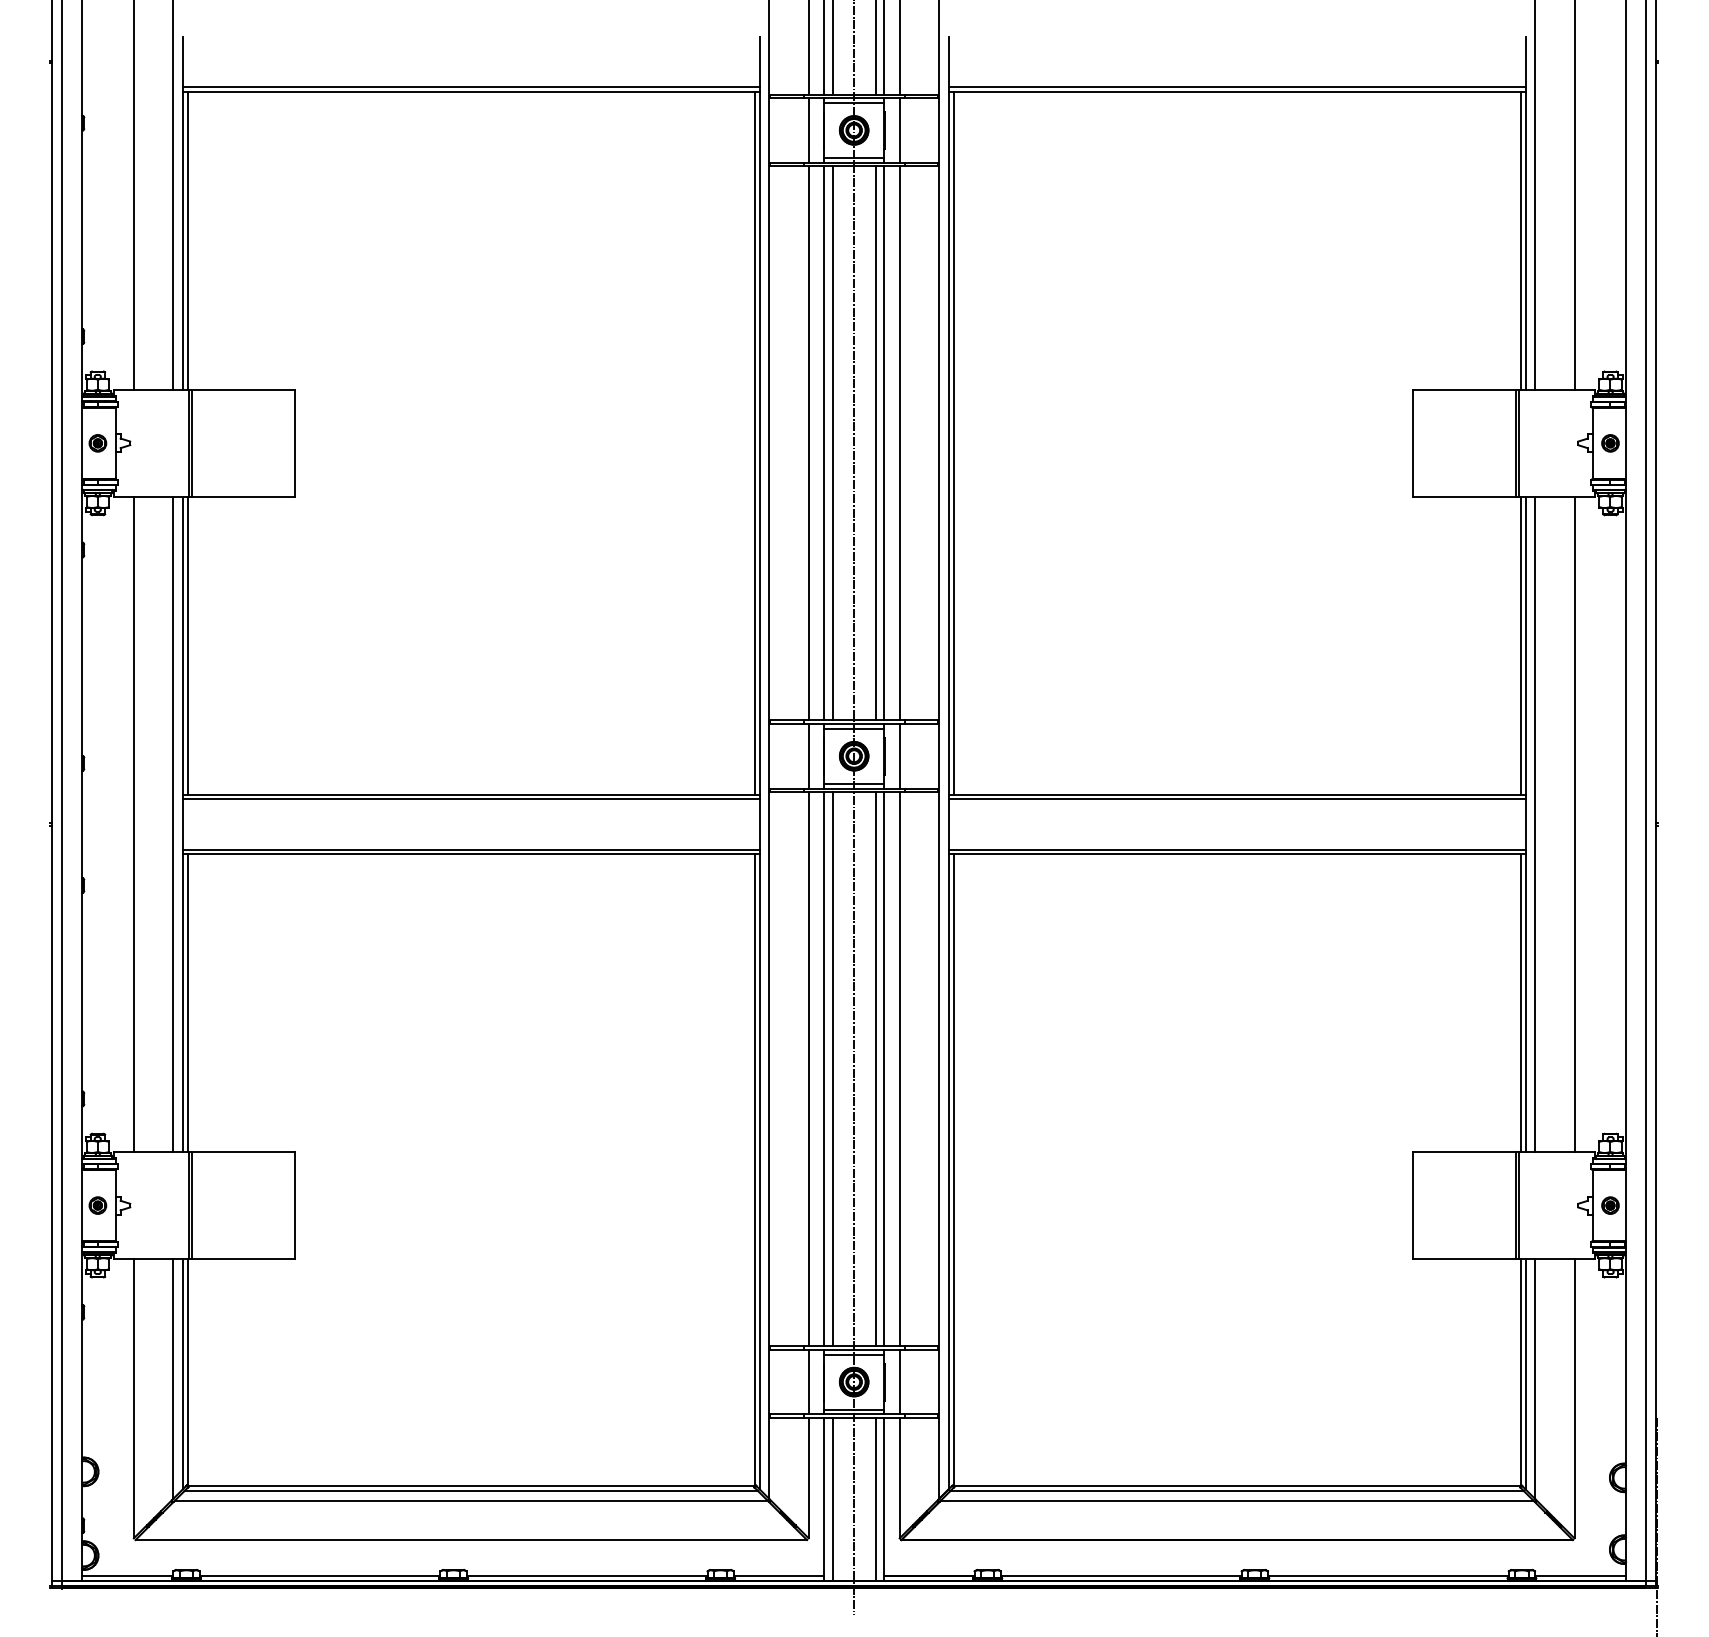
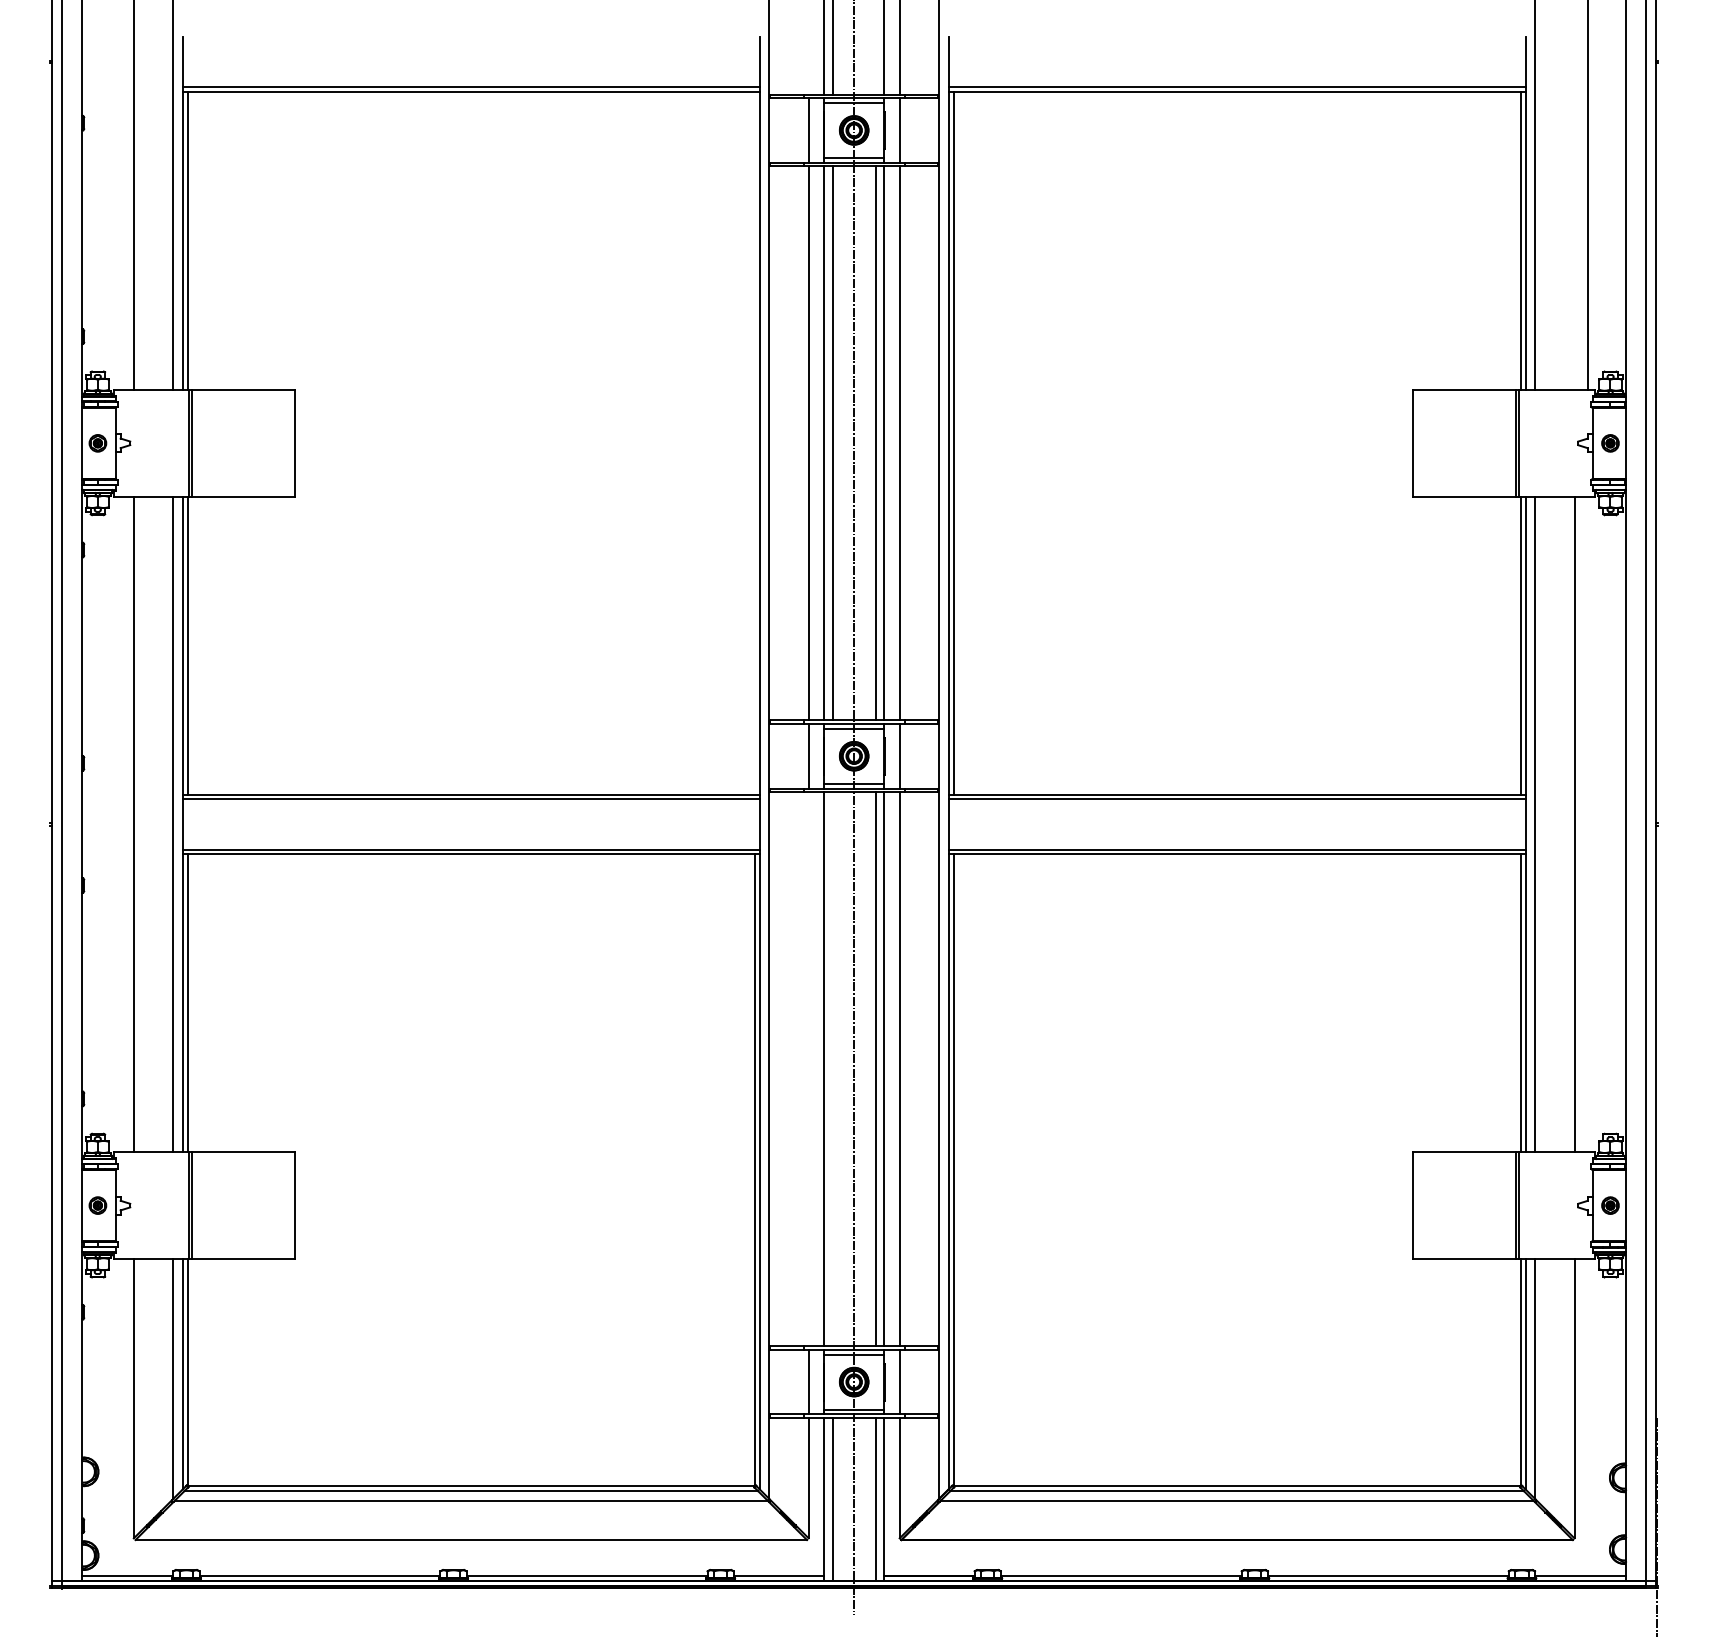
line: present -> none (808, 48)
line: present -> none (875, 48)
line position: (1574, 195) -> (1587, 195) (1587, 195)
line: present -> none (754, 443)
line: present -> none (808, 1069)
line: present -> none (832, 1069)
